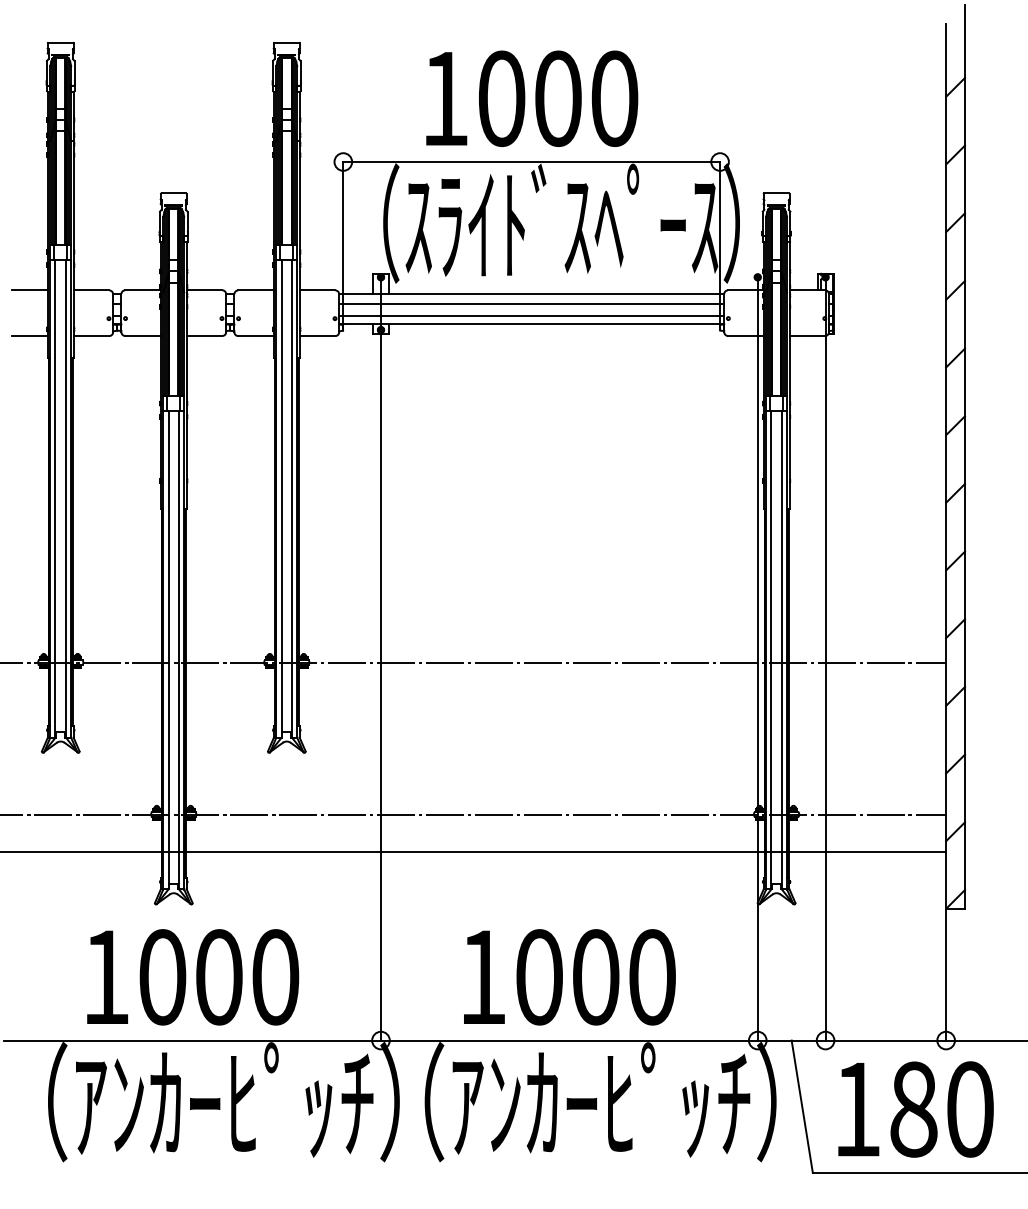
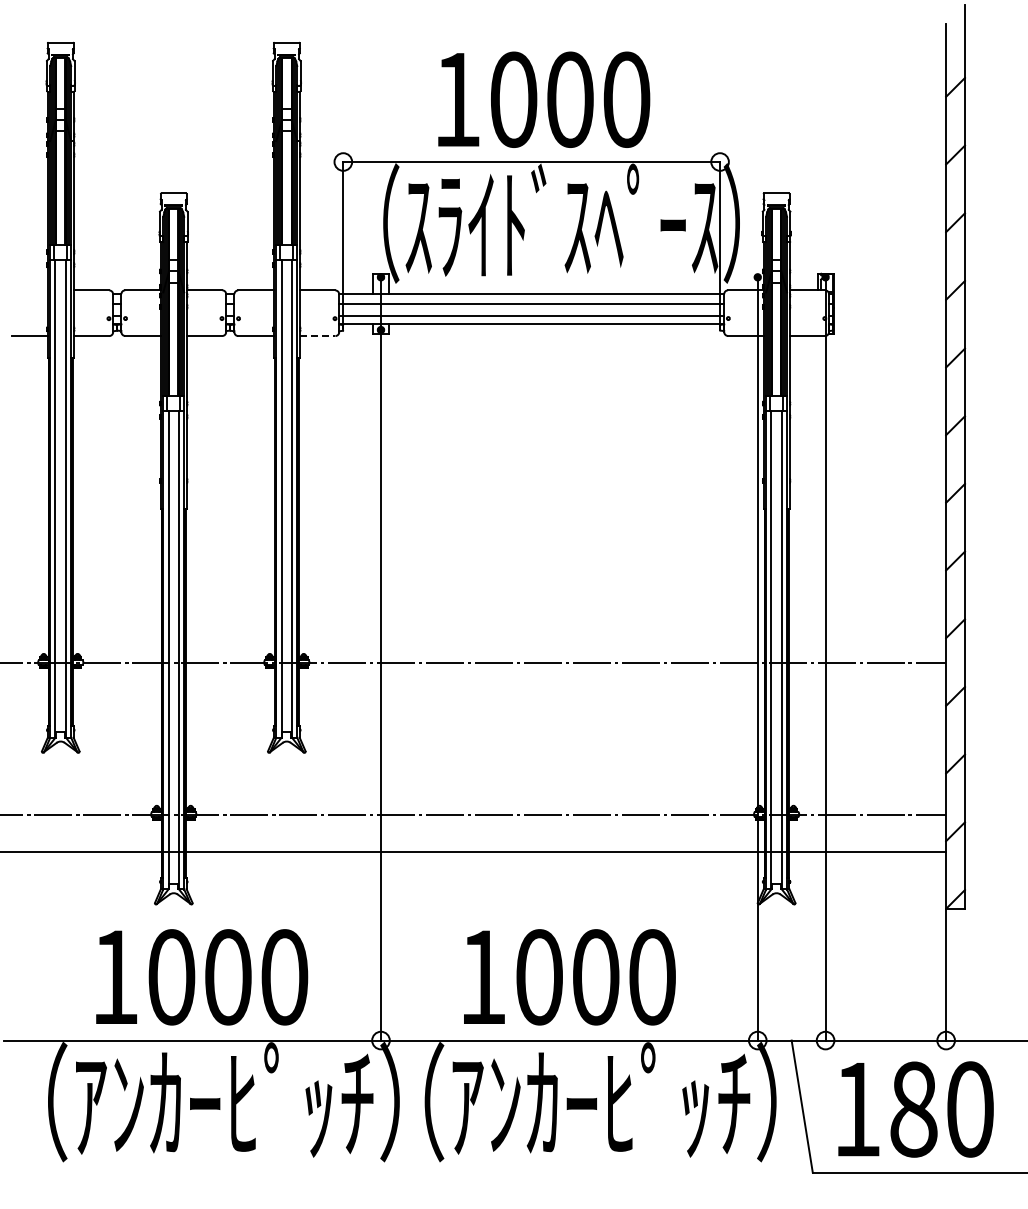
text position: (532, 98) -> (544, 99) (544, 99)
line: present -> none (29, 290)
line: solid -> dashed (317, 336)
text position: (193, 977) -> (202, 977) (202, 977)
